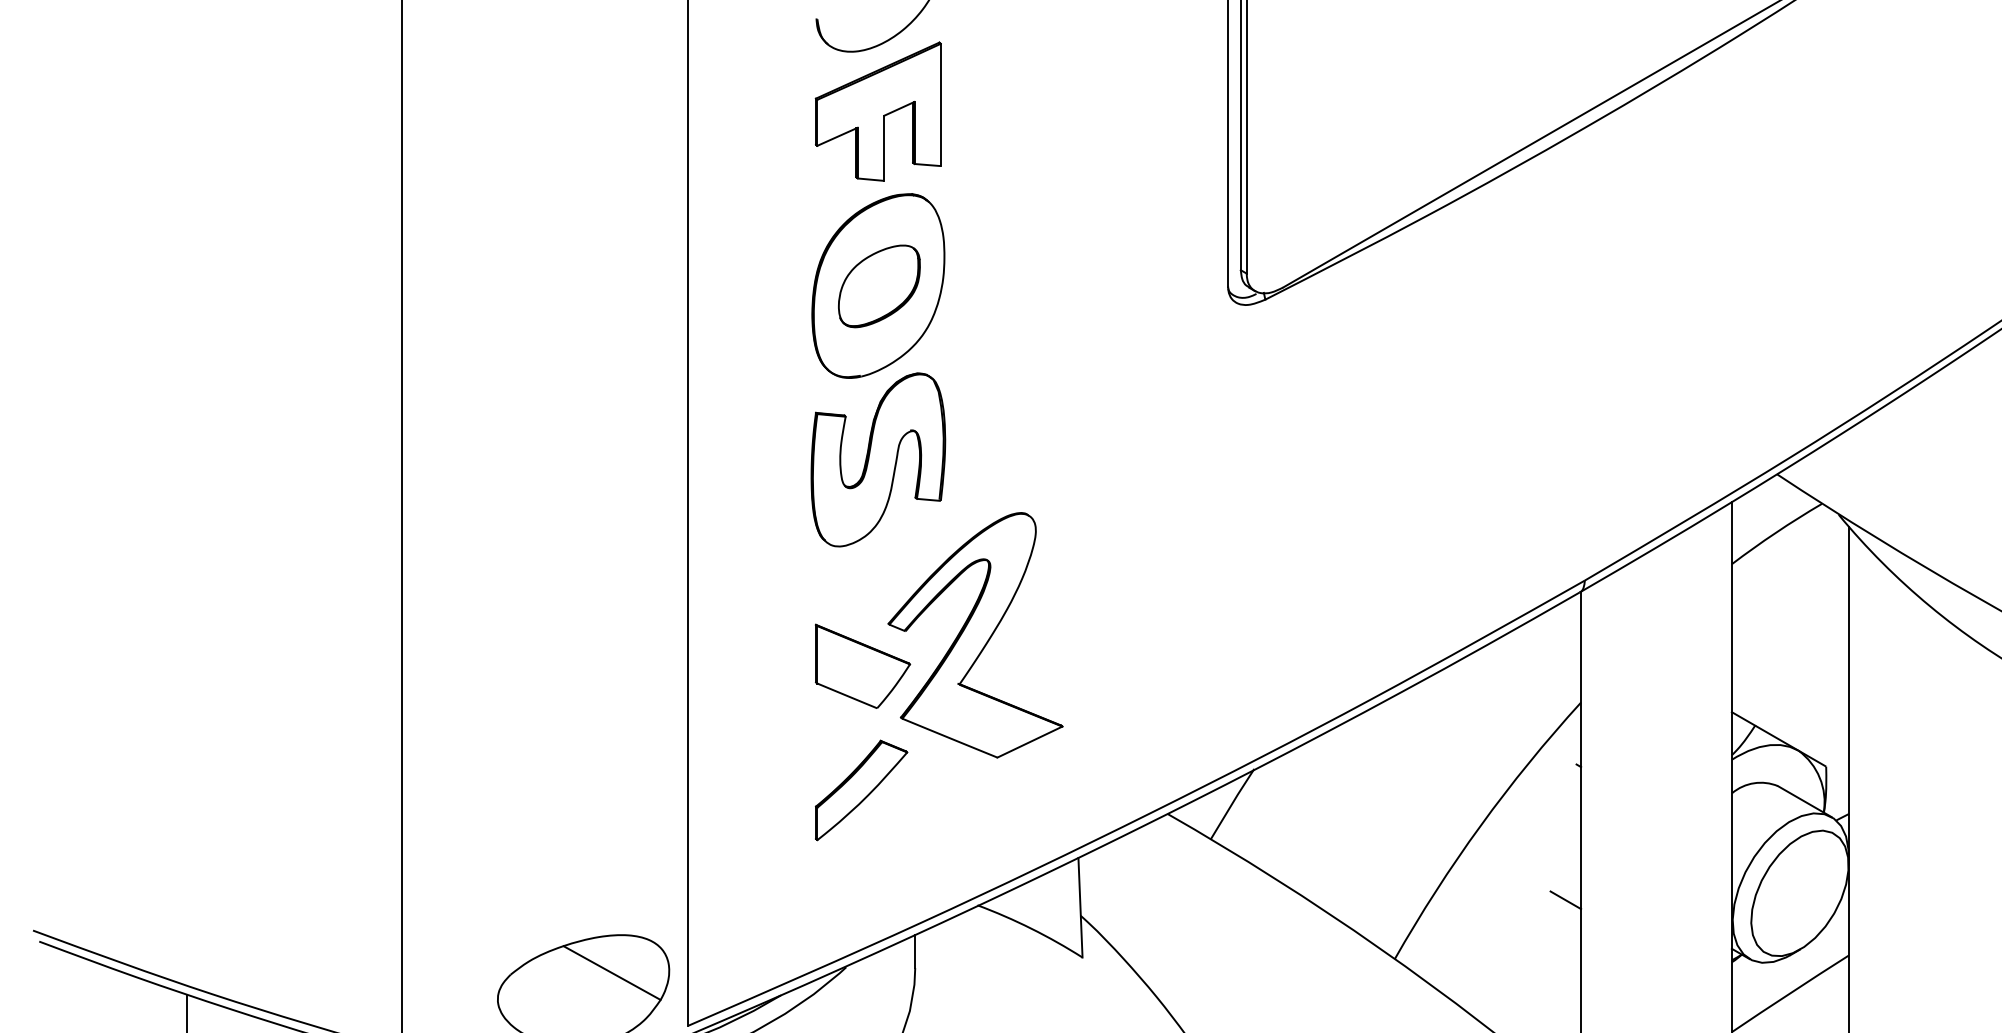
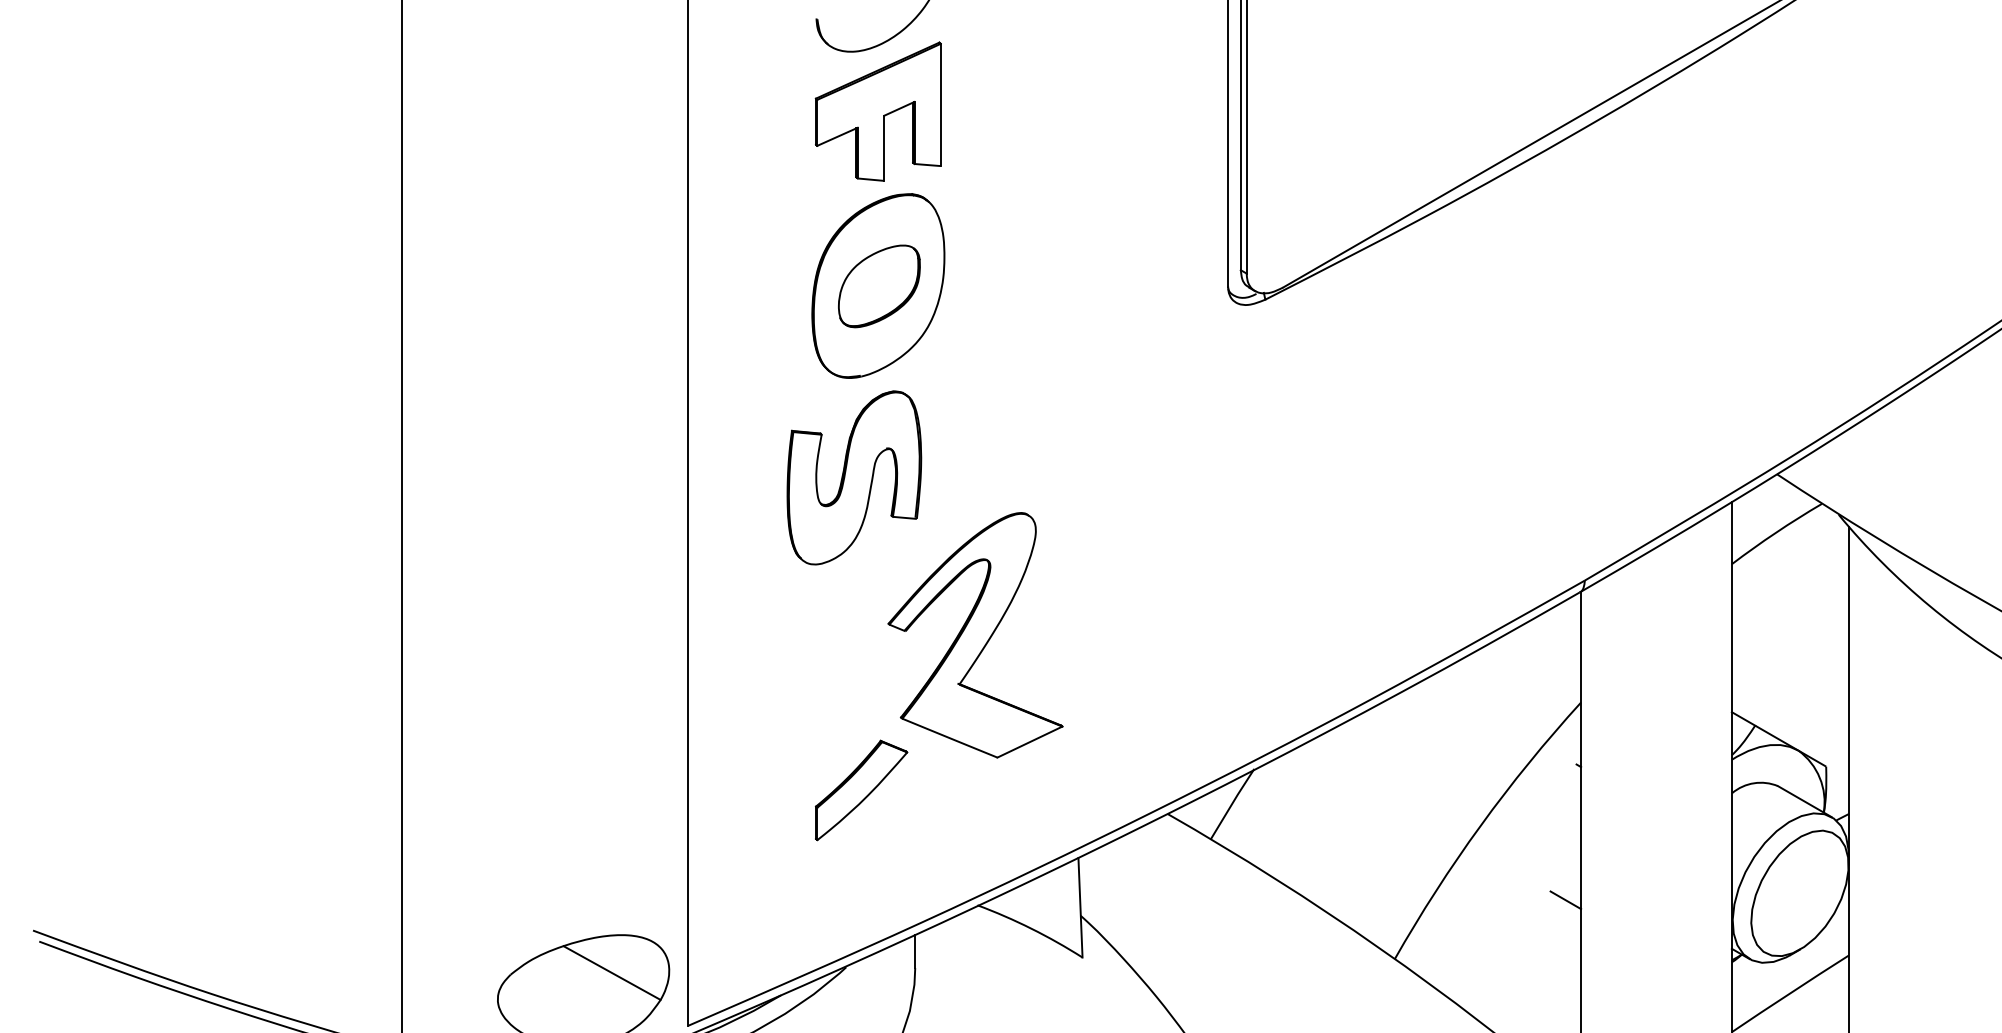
part position: (878, 459) -> (854, 477) (854, 477)
part: present -> none (863, 665)
line: present -> none (187, 1011)
